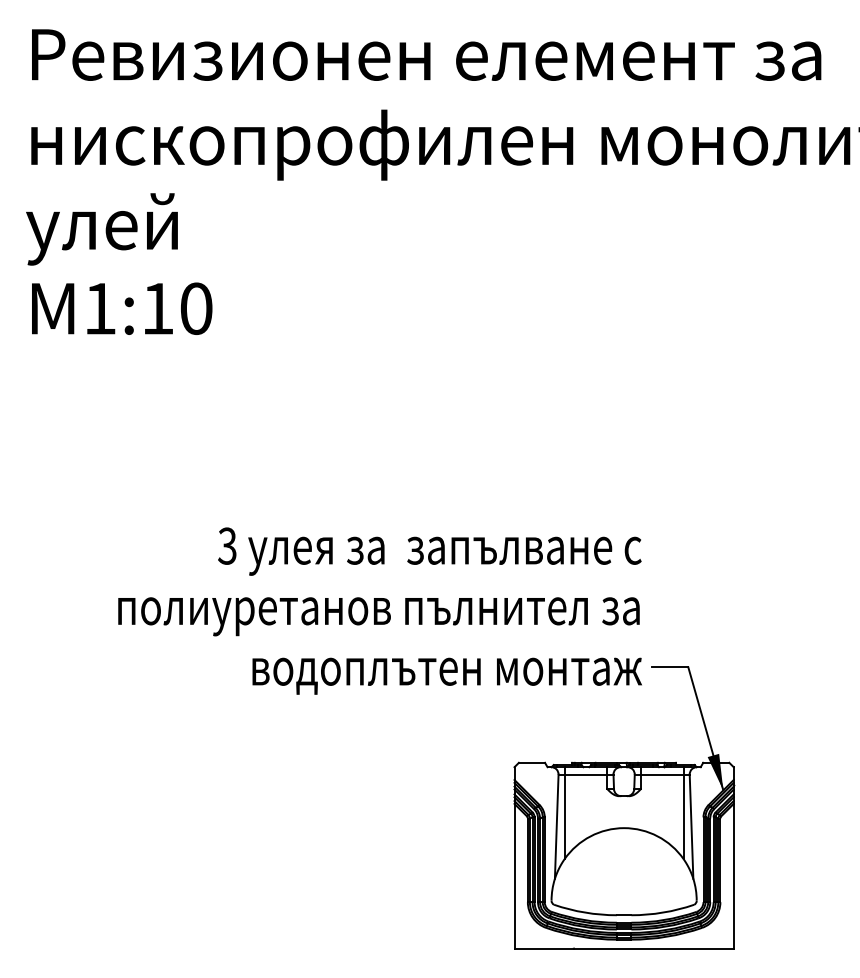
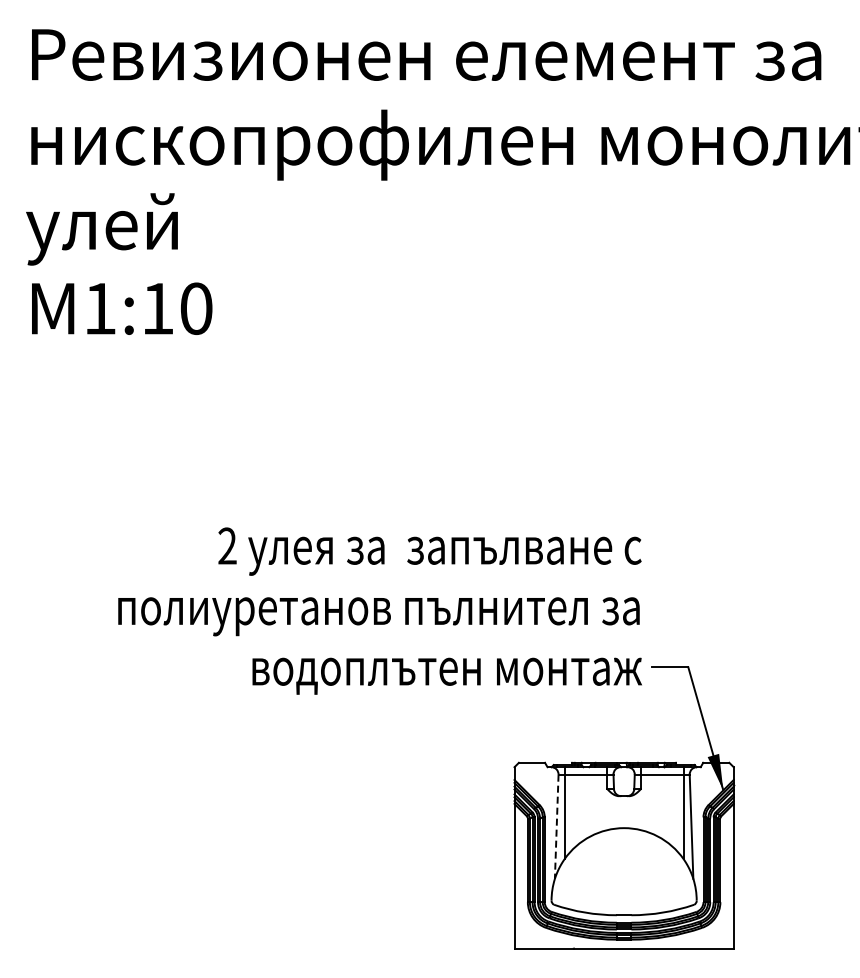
text: 3 -> 2 (227, 546)
line: solid -> dashed (556, 827)
